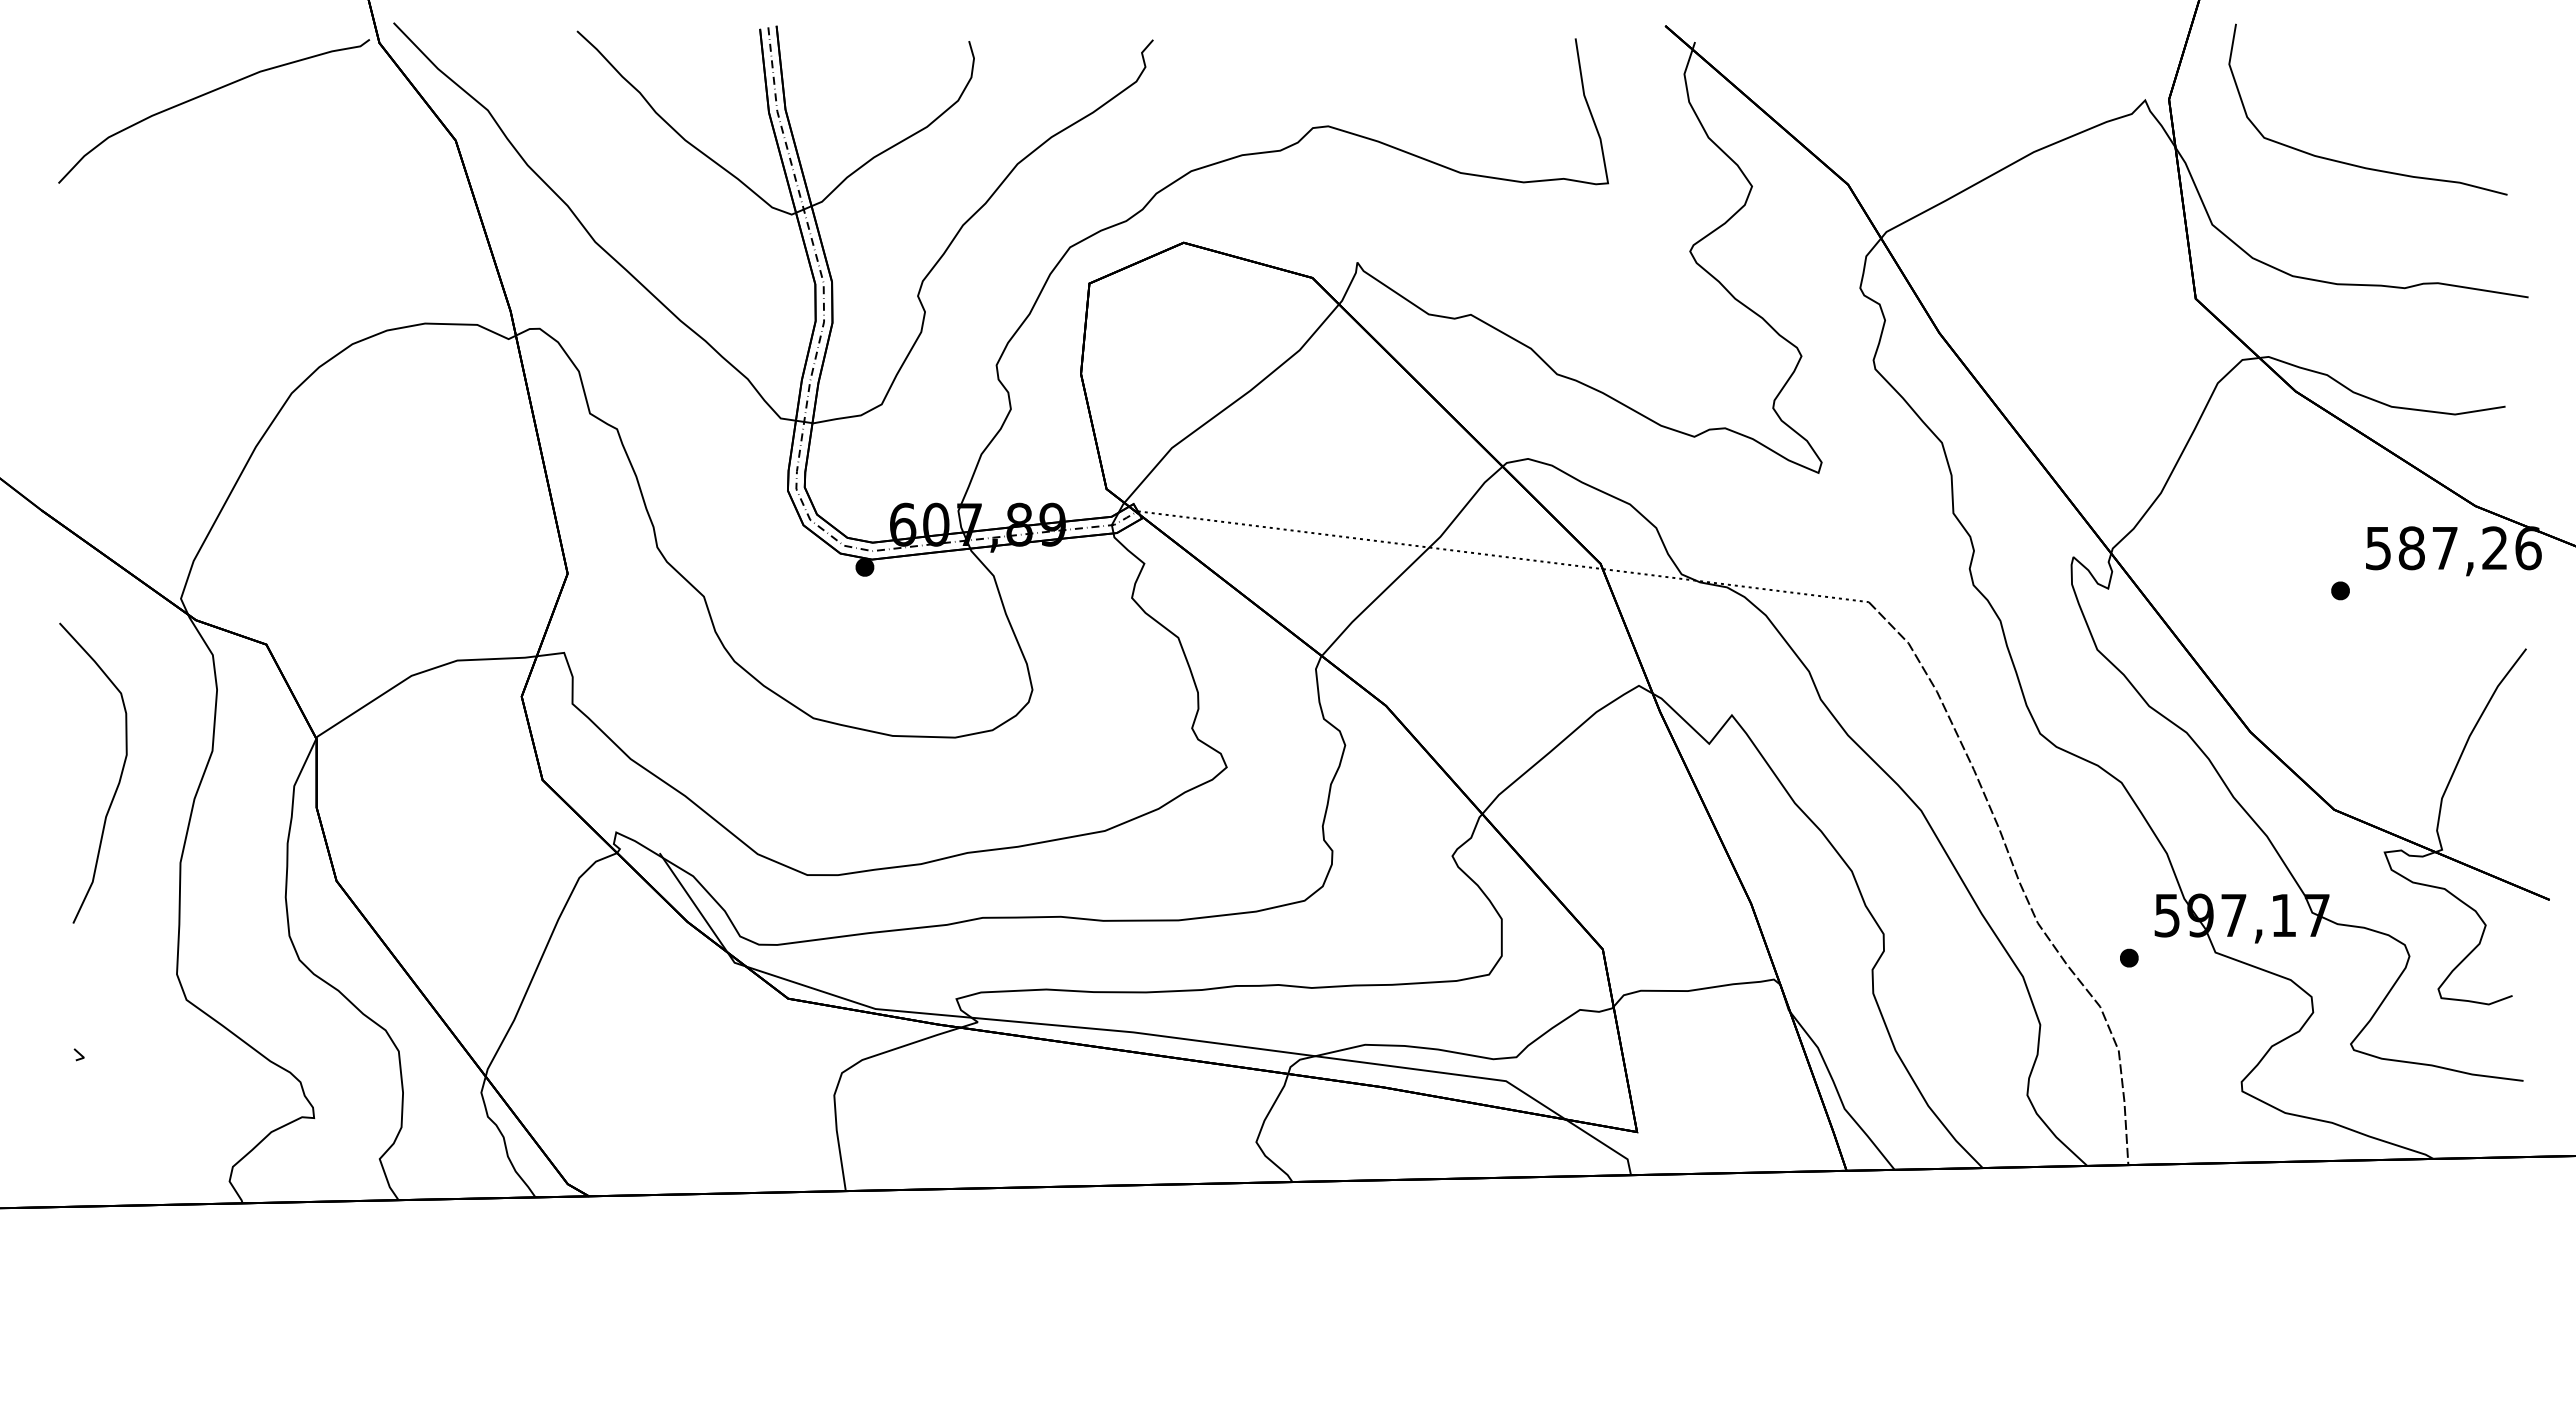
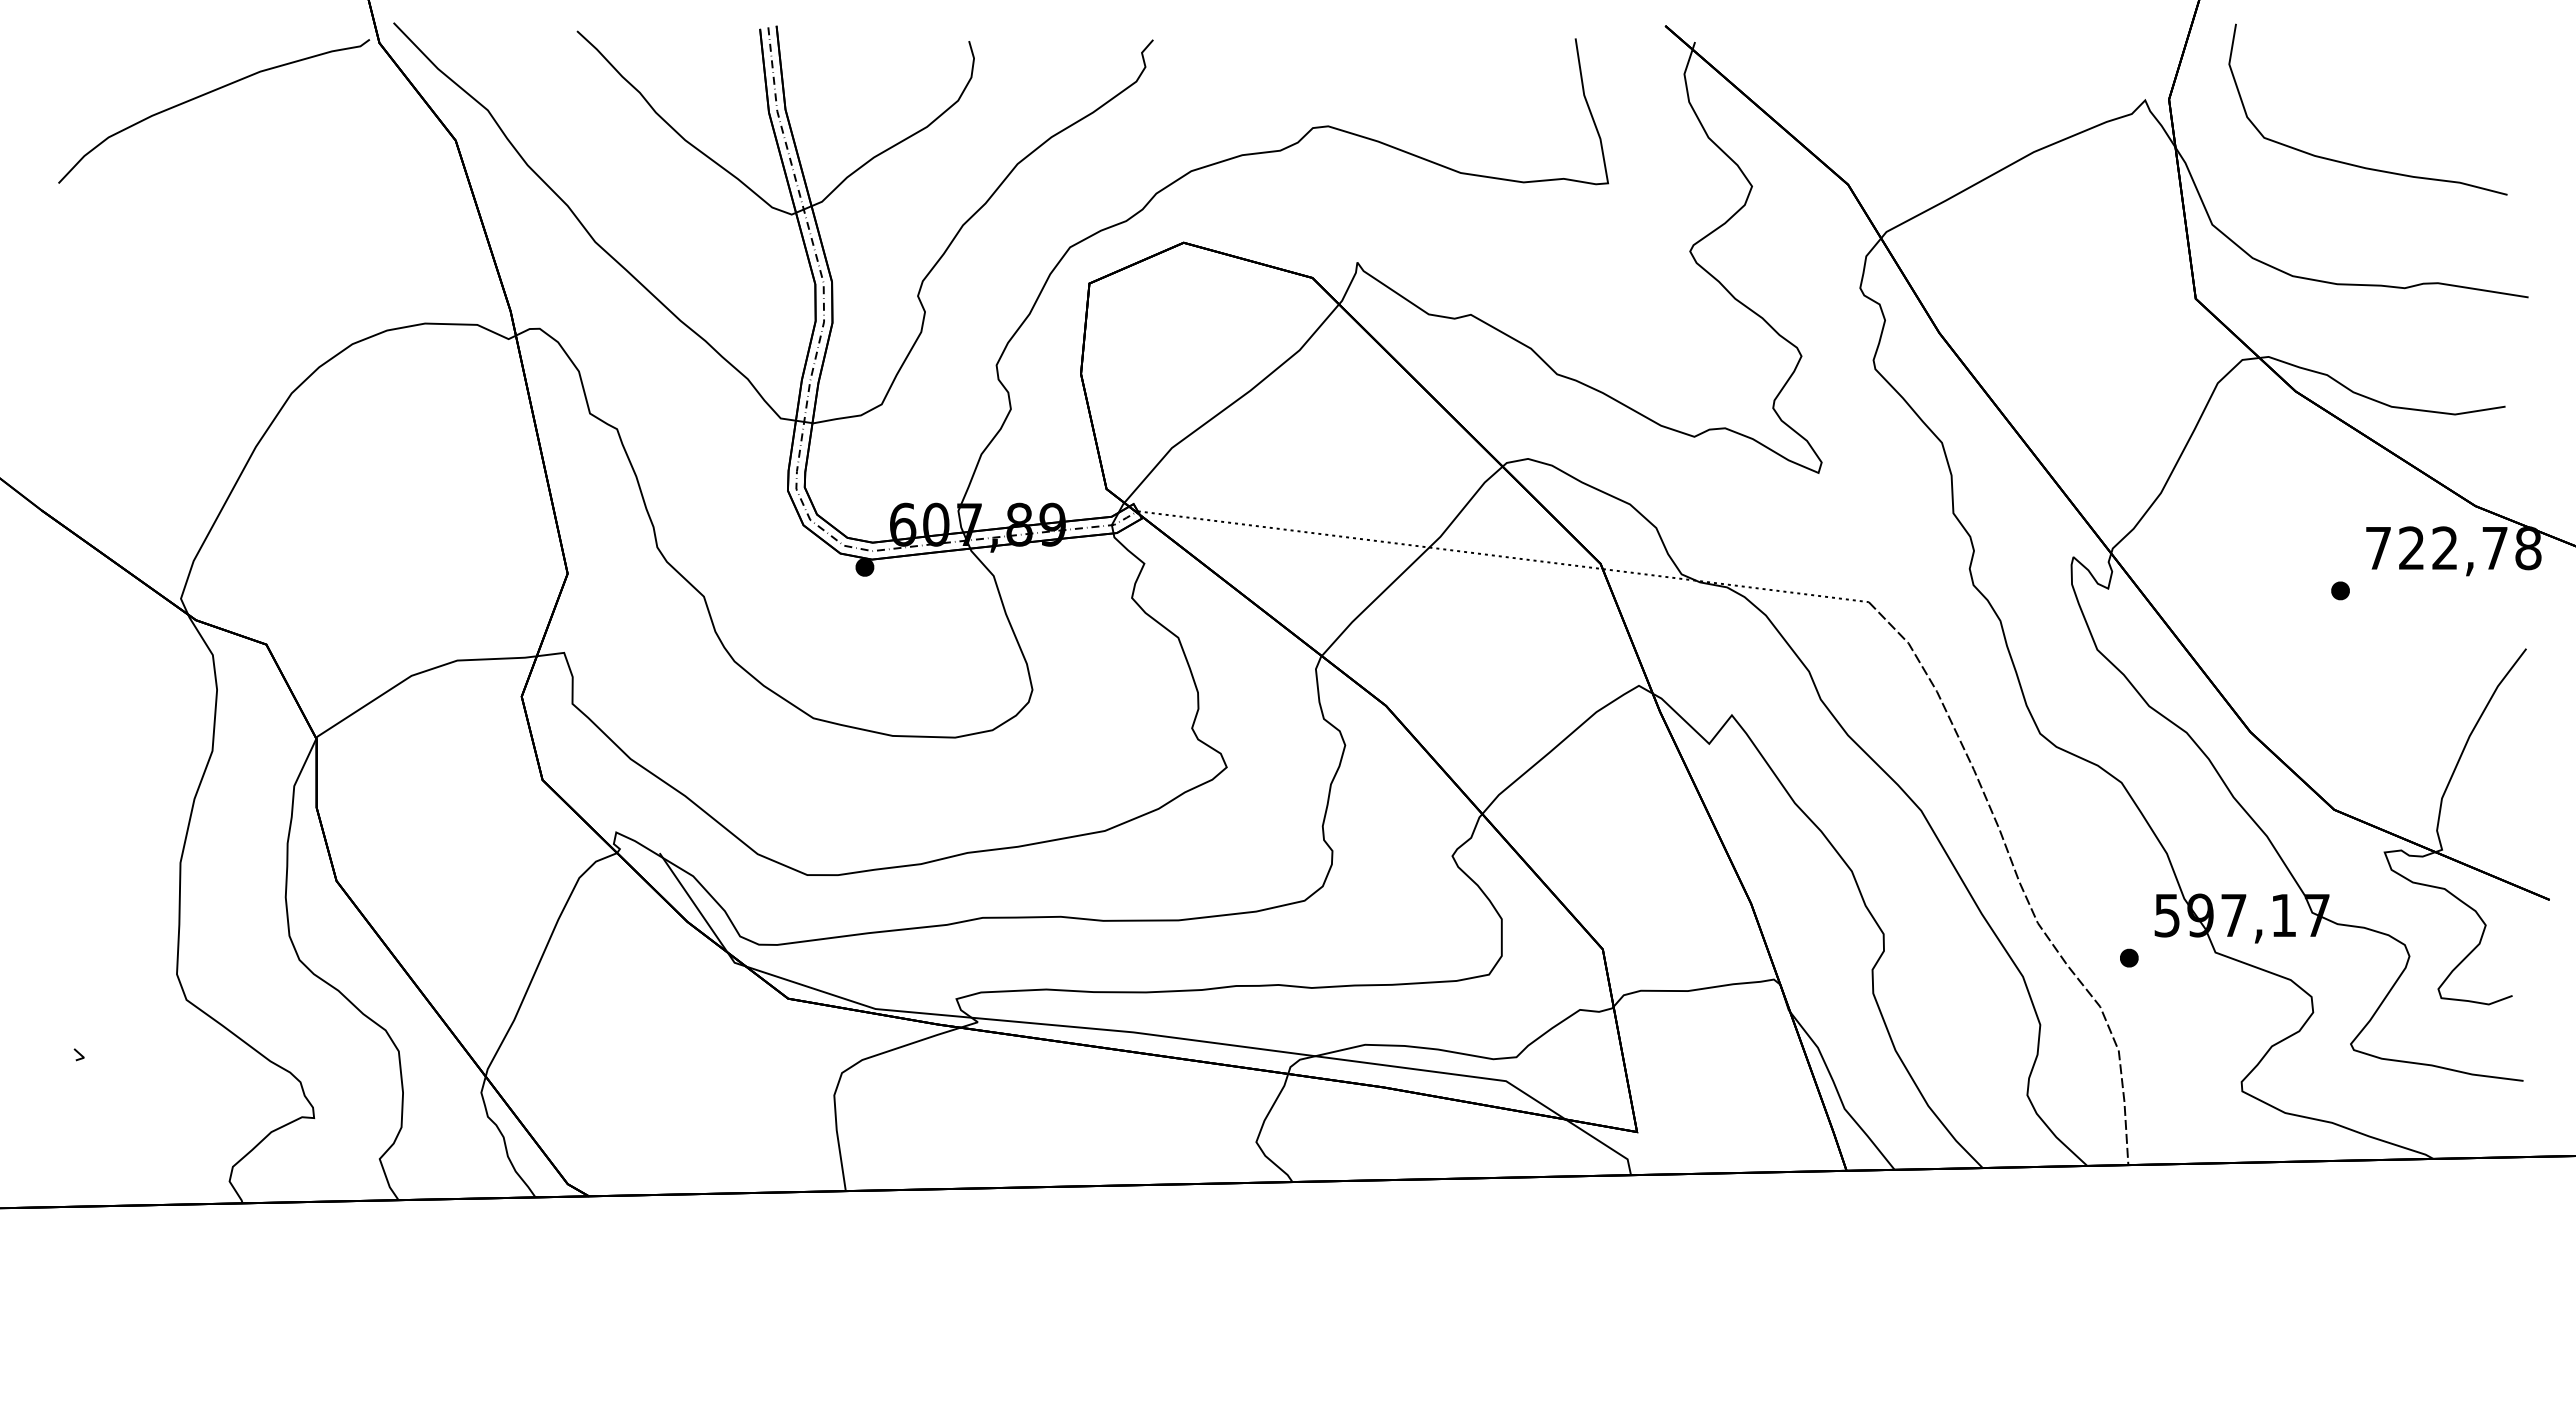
text: 587,26 -> 722,78 (2453, 548)
curve: present -> none (119, 777)
